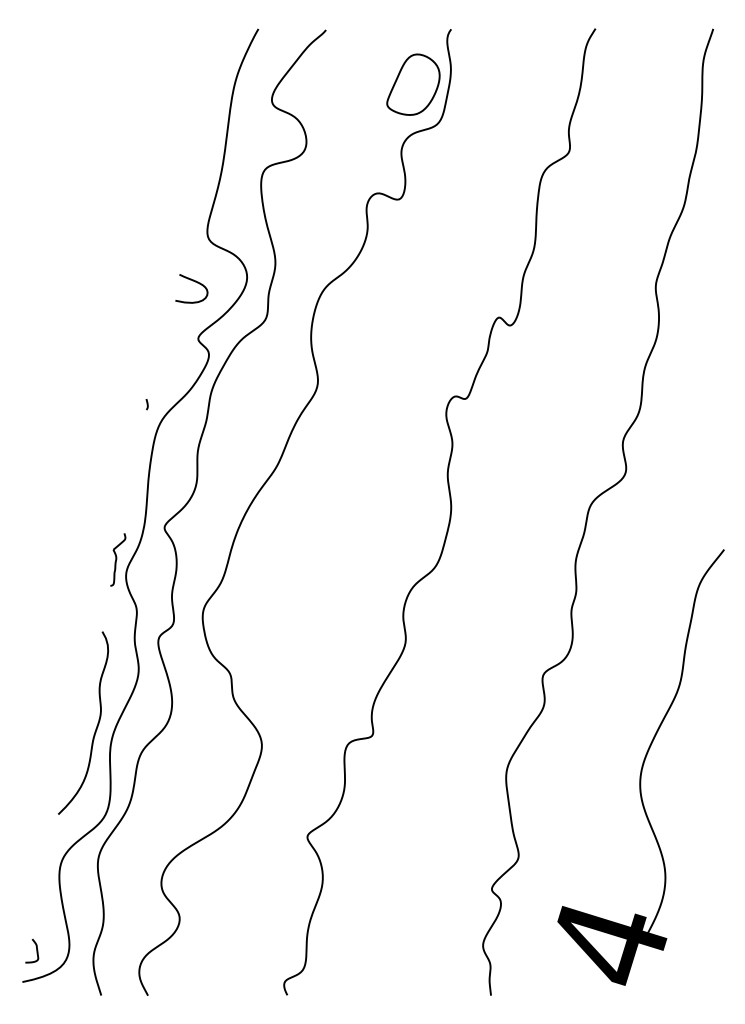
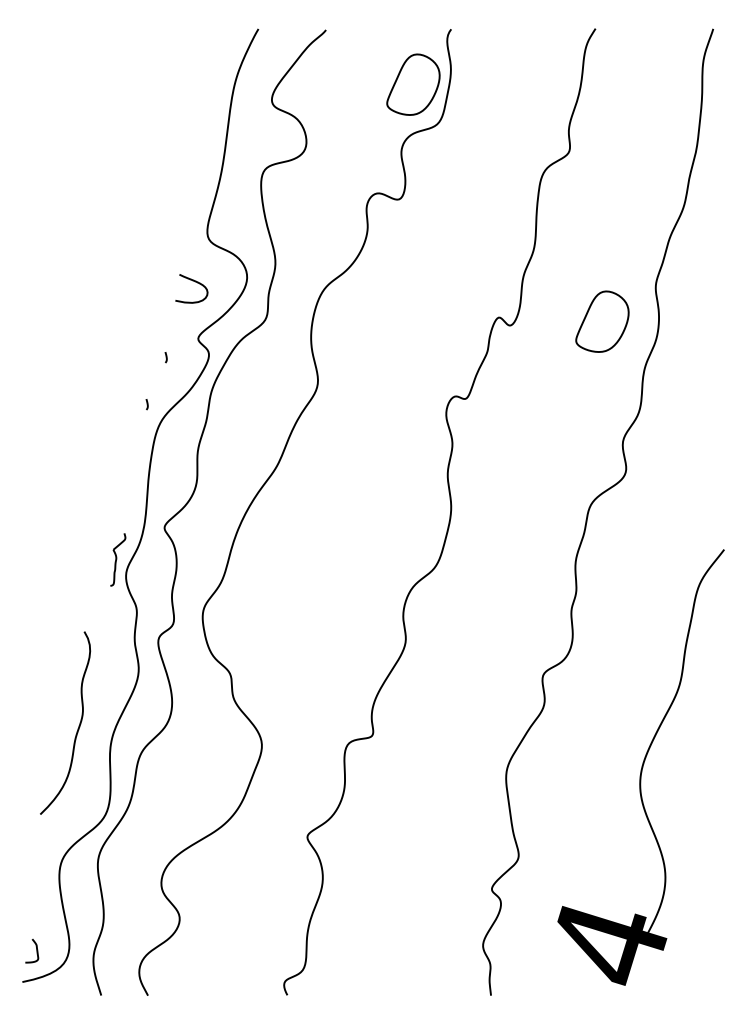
part: none -> present (602, 321)
curve: none -> present (165, 357)
curve position: (96, 725) -> (78, 725) (78, 725)
